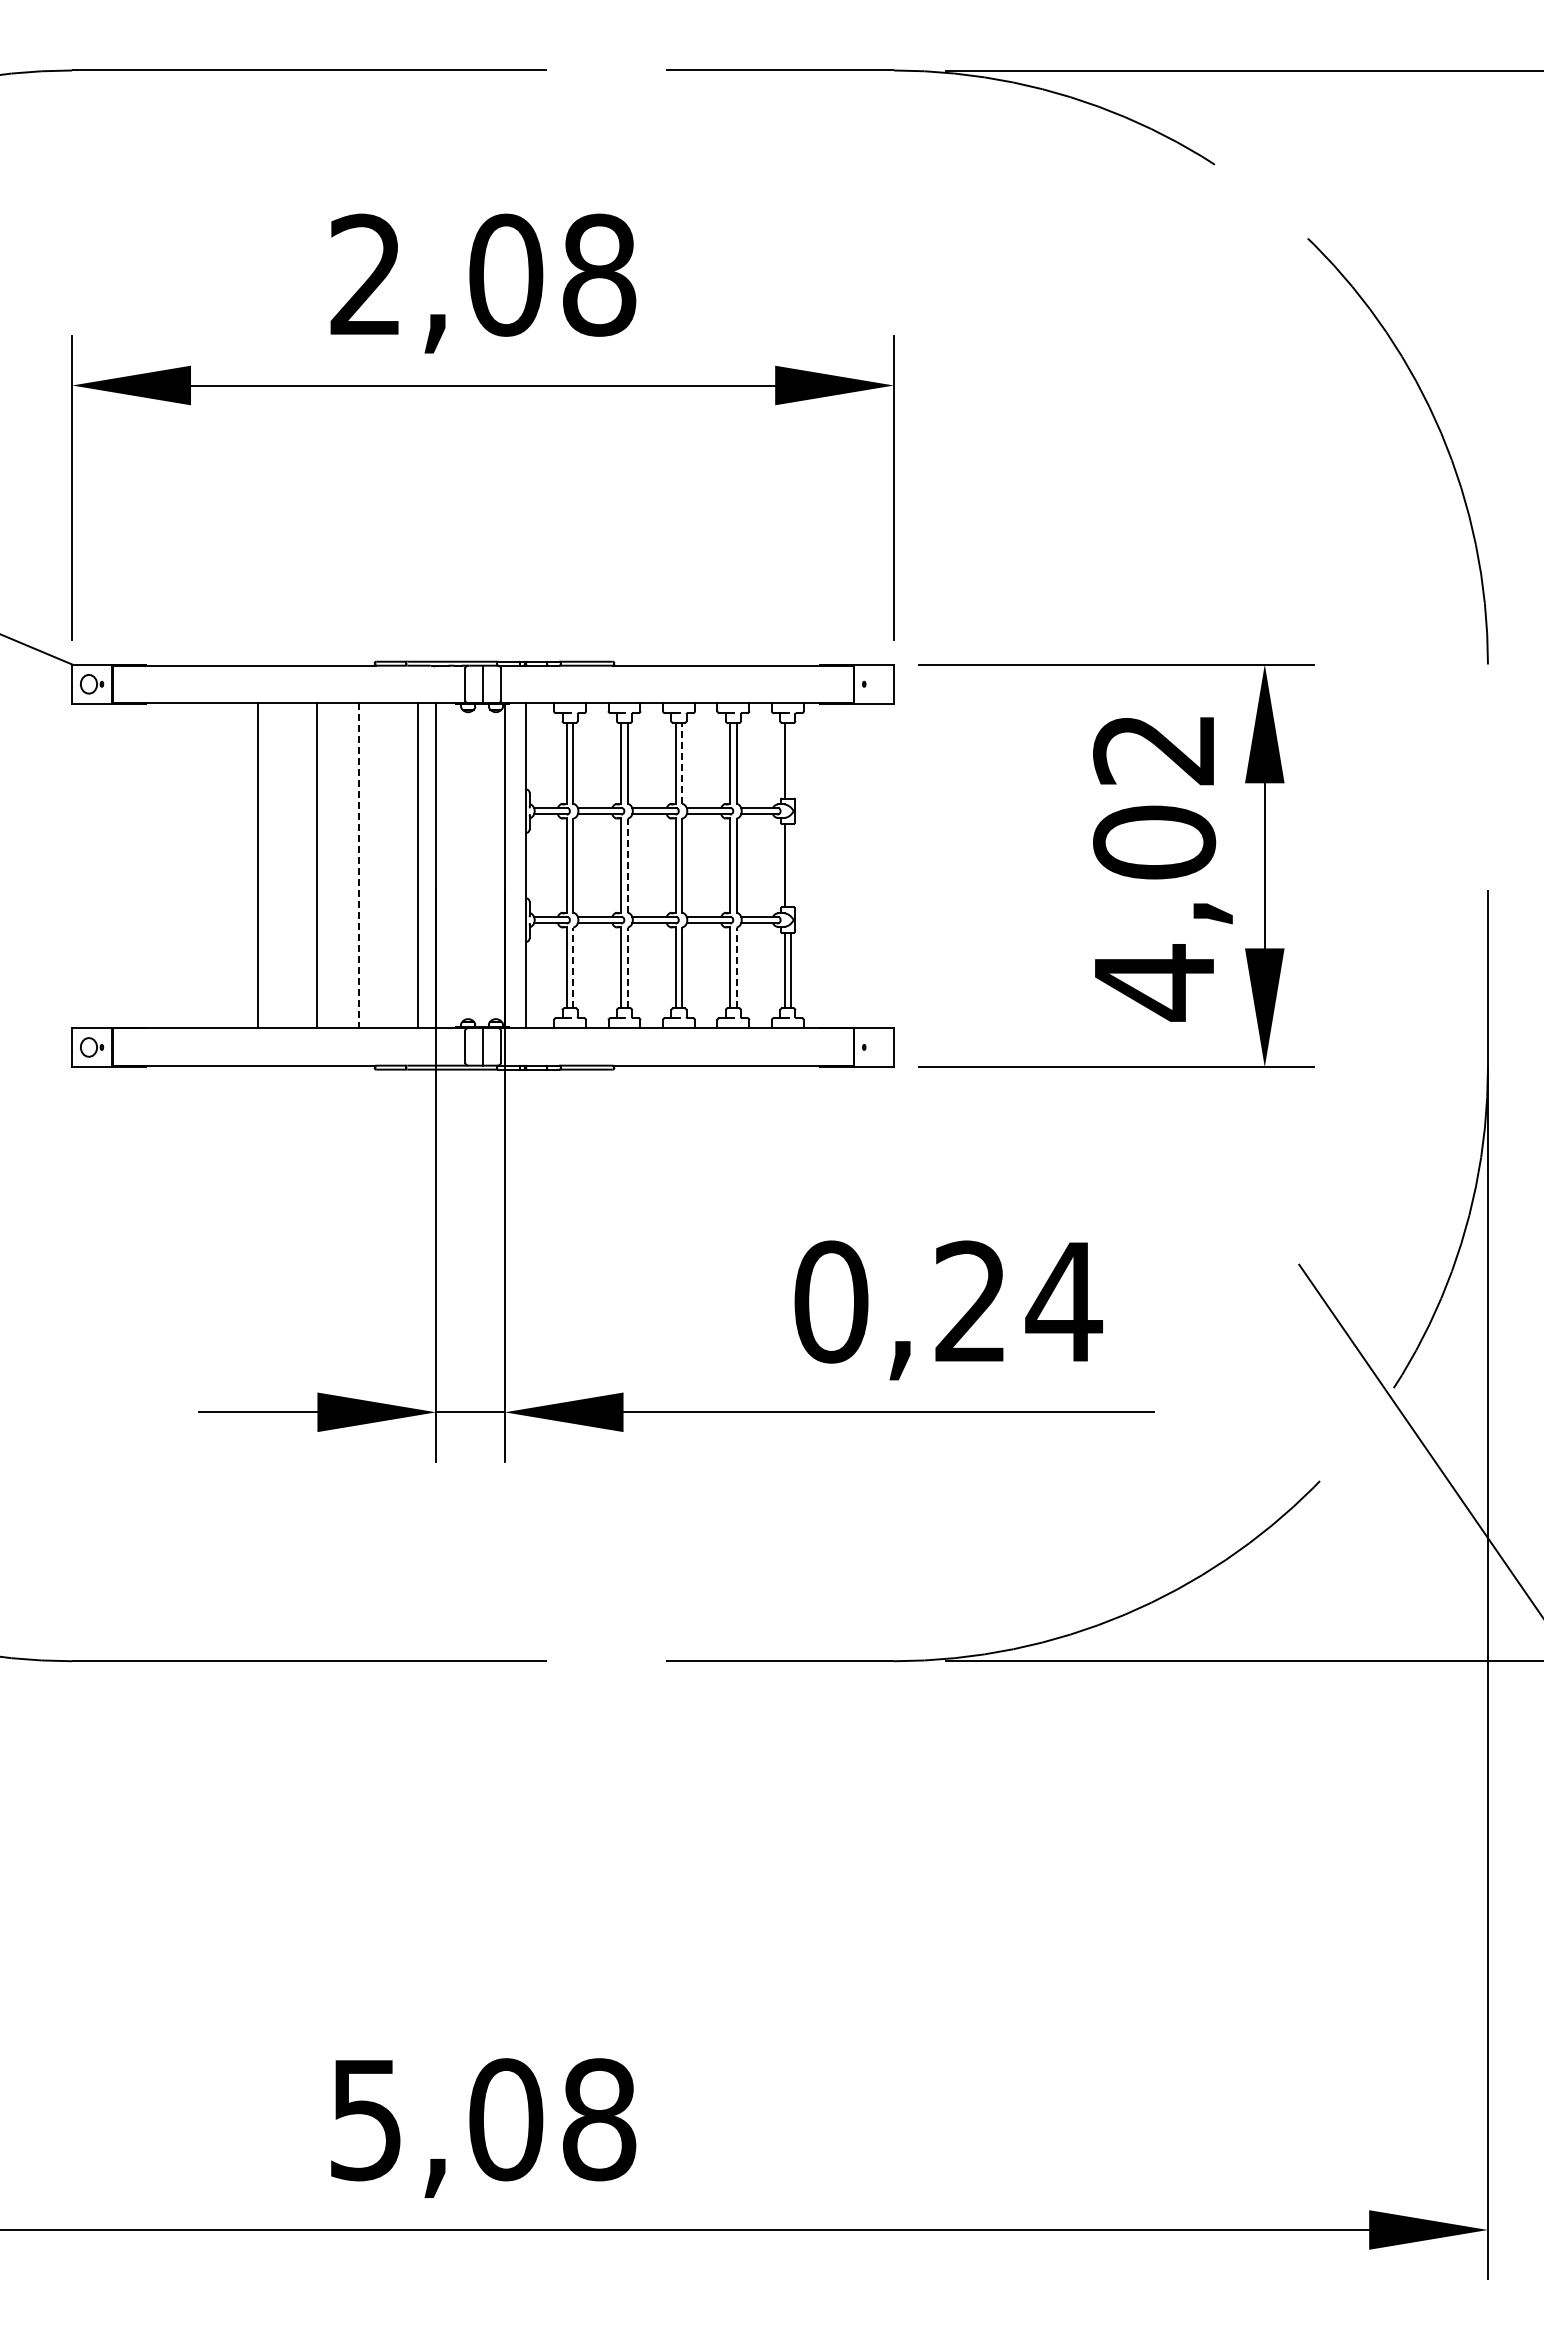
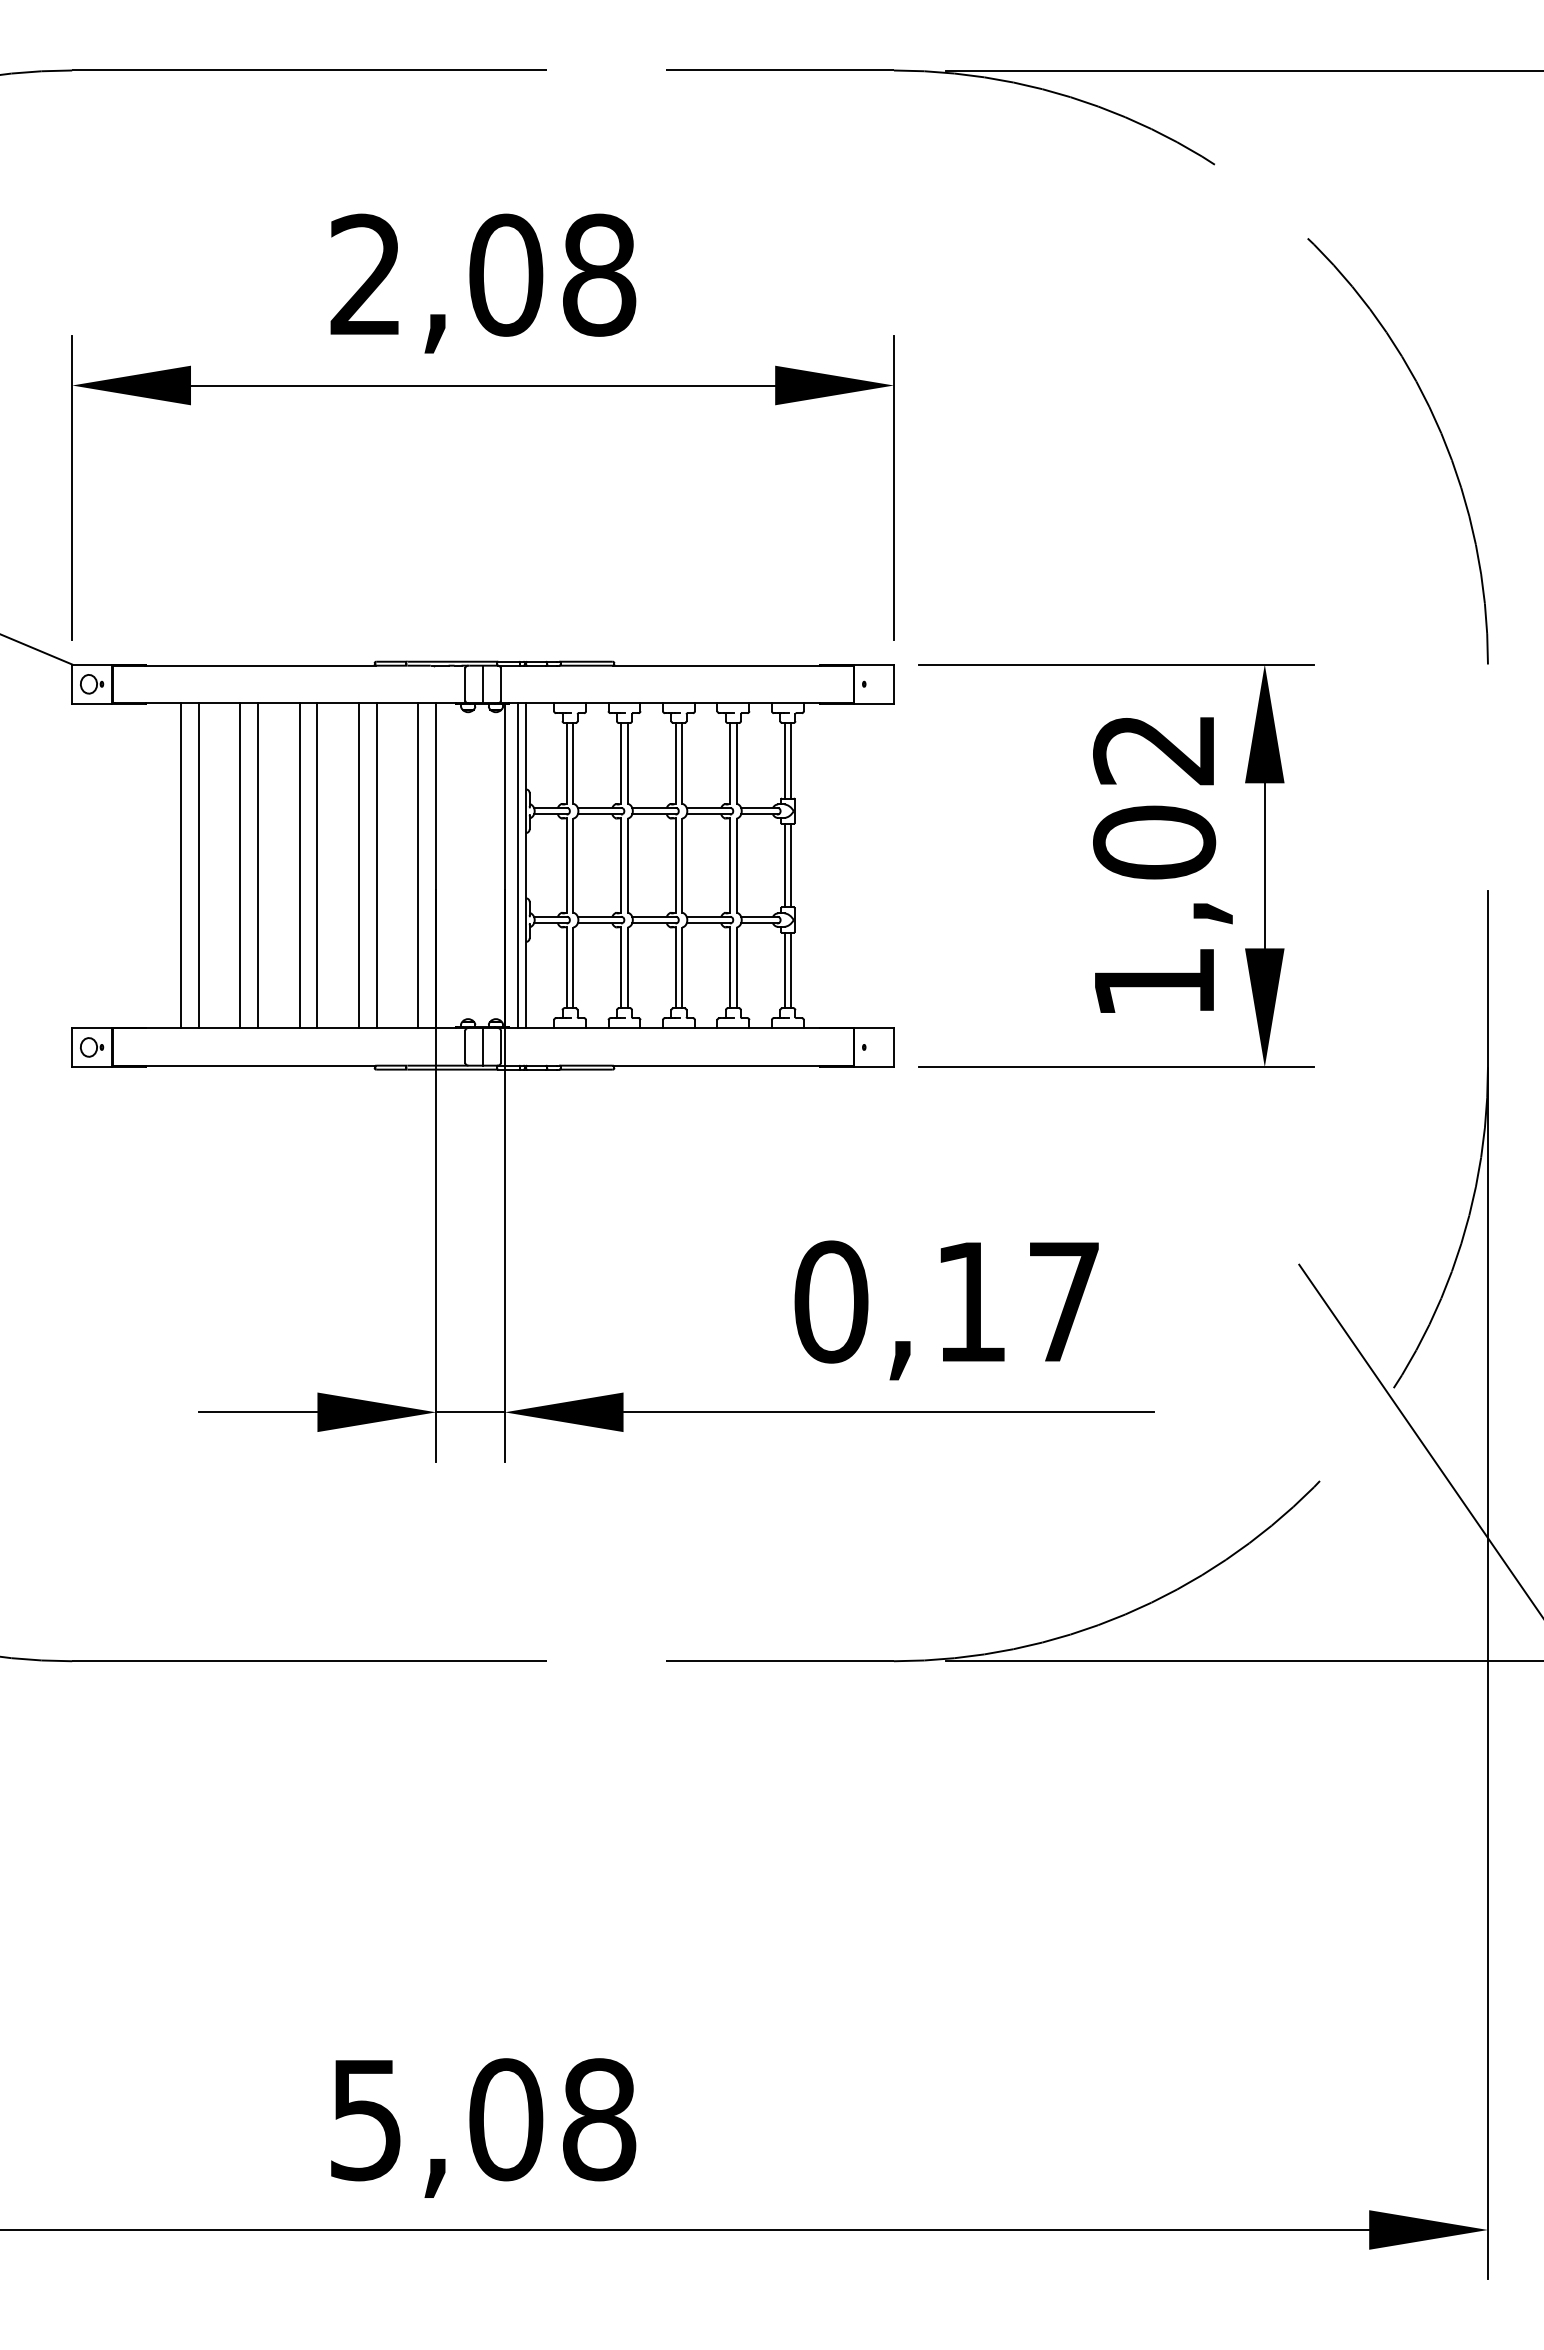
line: none -> present (791, 760)
line: dashed -> solid (682, 762)
line: none -> present (180, 865)
line: none -> present (198, 865)
line: none -> present (240, 865)
line: none -> present (299, 865)
line: none -> present (376, 865)
line: none -> present (518, 865)
line: dashed -> solid (627, 865)
line: none -> present (791, 865)
line: dashed -> solid (359, 866)
line: dashed -> solid (573, 967)
line: dashed -> solid (627, 967)
line: dashed -> solid (736, 967)
text: 4,02 -> 1,02 (1154, 982)
text: 0,24 -> 0,17 (1018, 1300)
